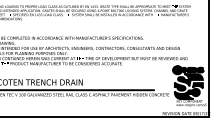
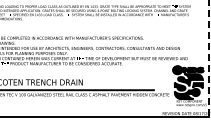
line: solid -> dashed (209, 58)
